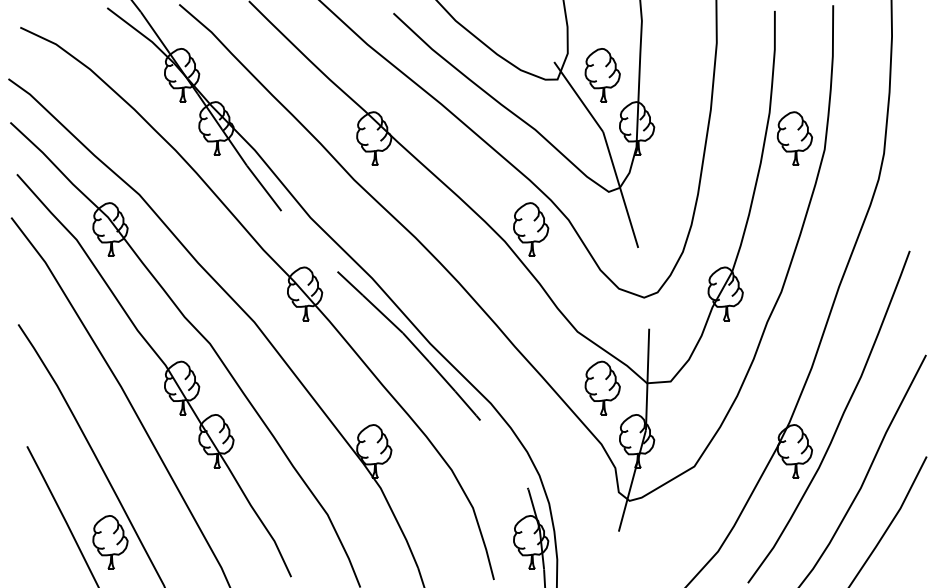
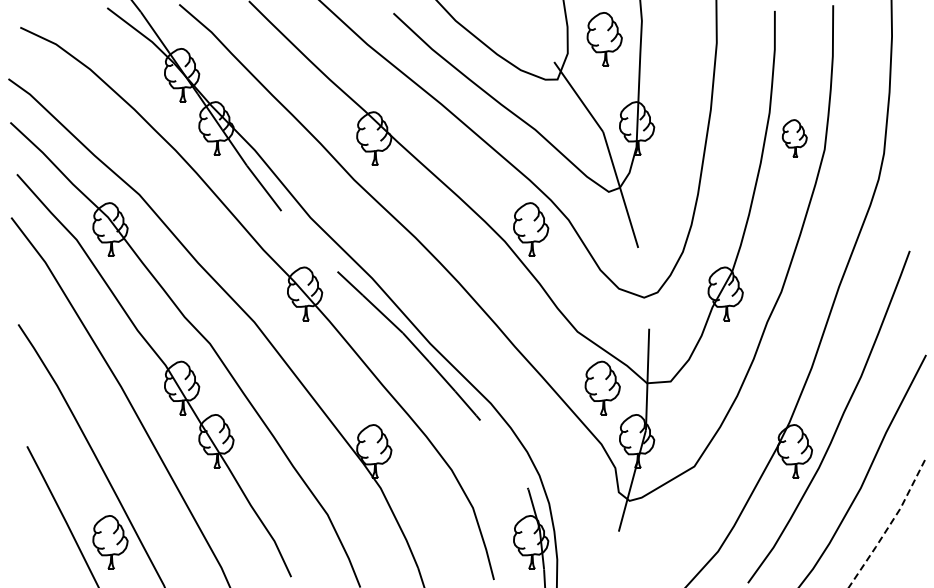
part position: (602, 75) -> (604, 39) (604, 39)
part size: 37x55 px -> 27x39 px (794, 138)
line: solid -> dashed (890, 523)
